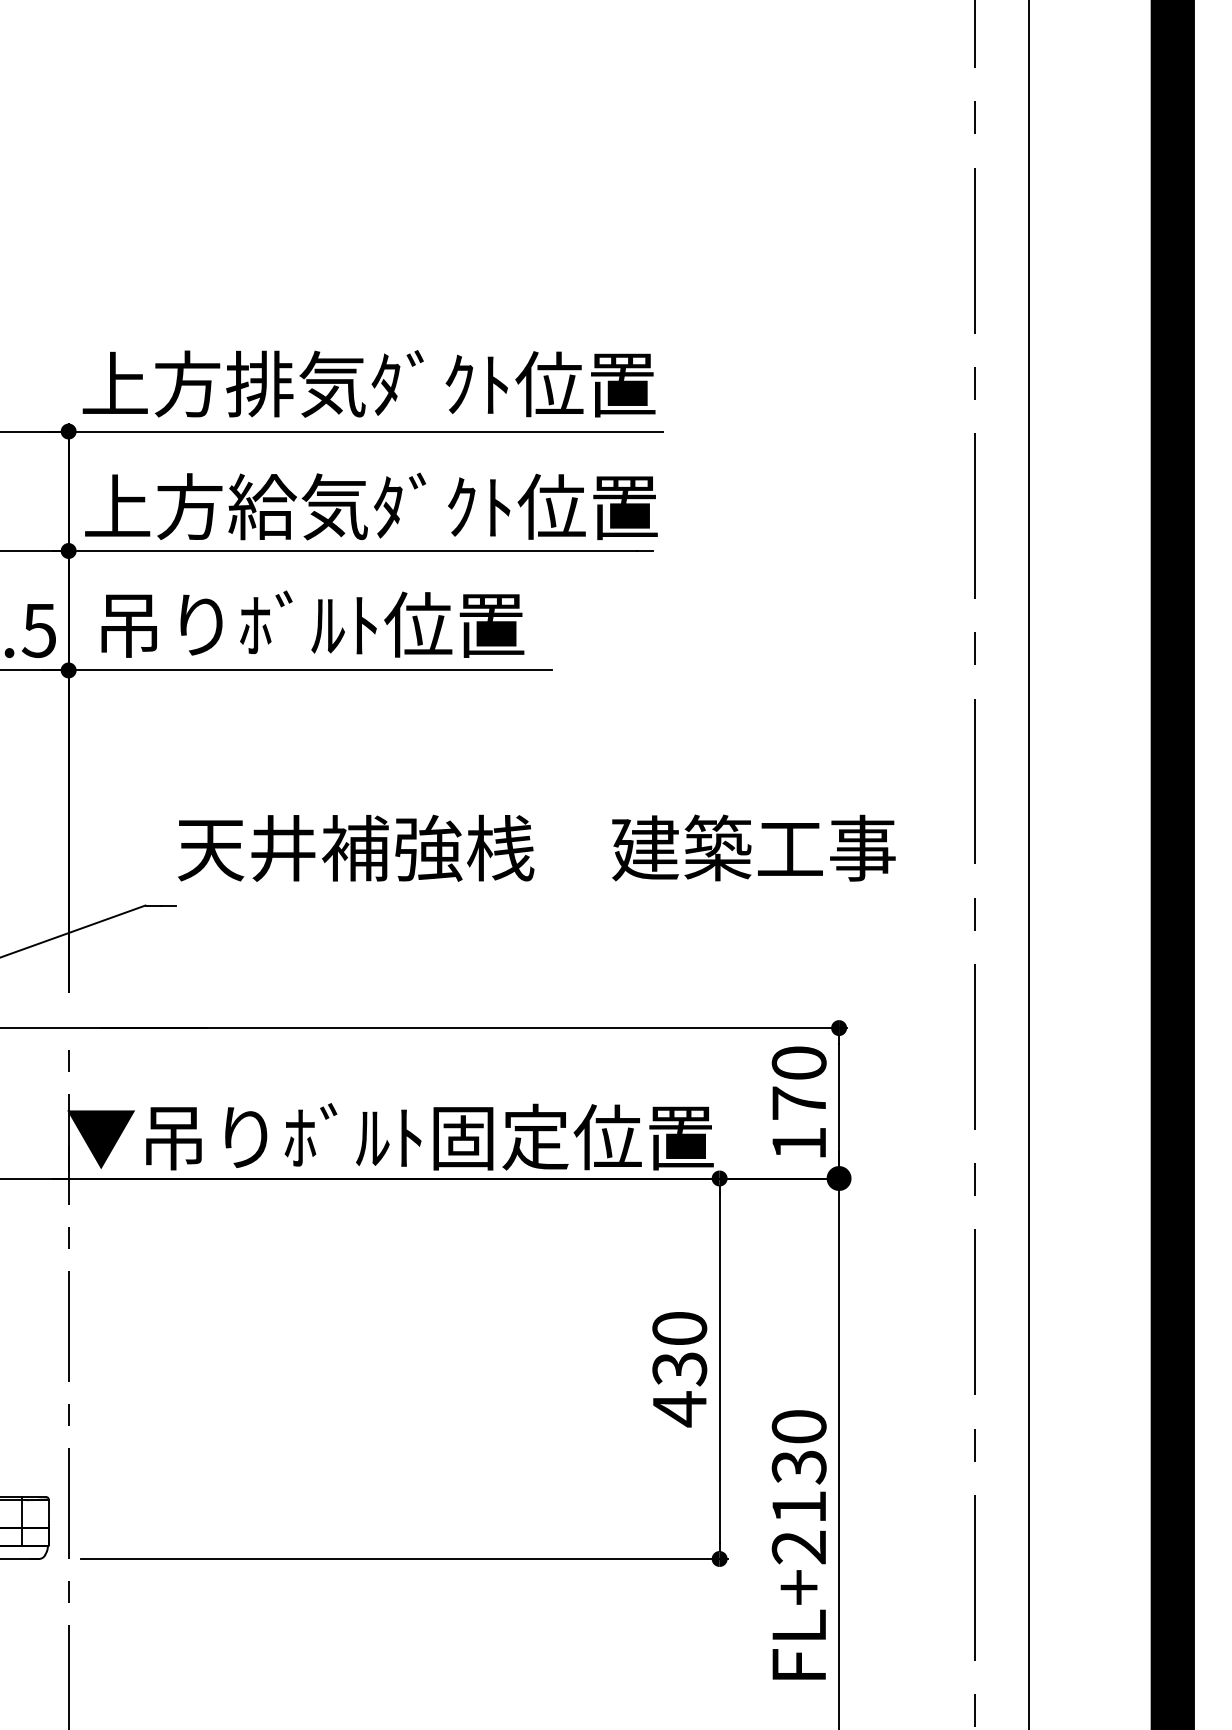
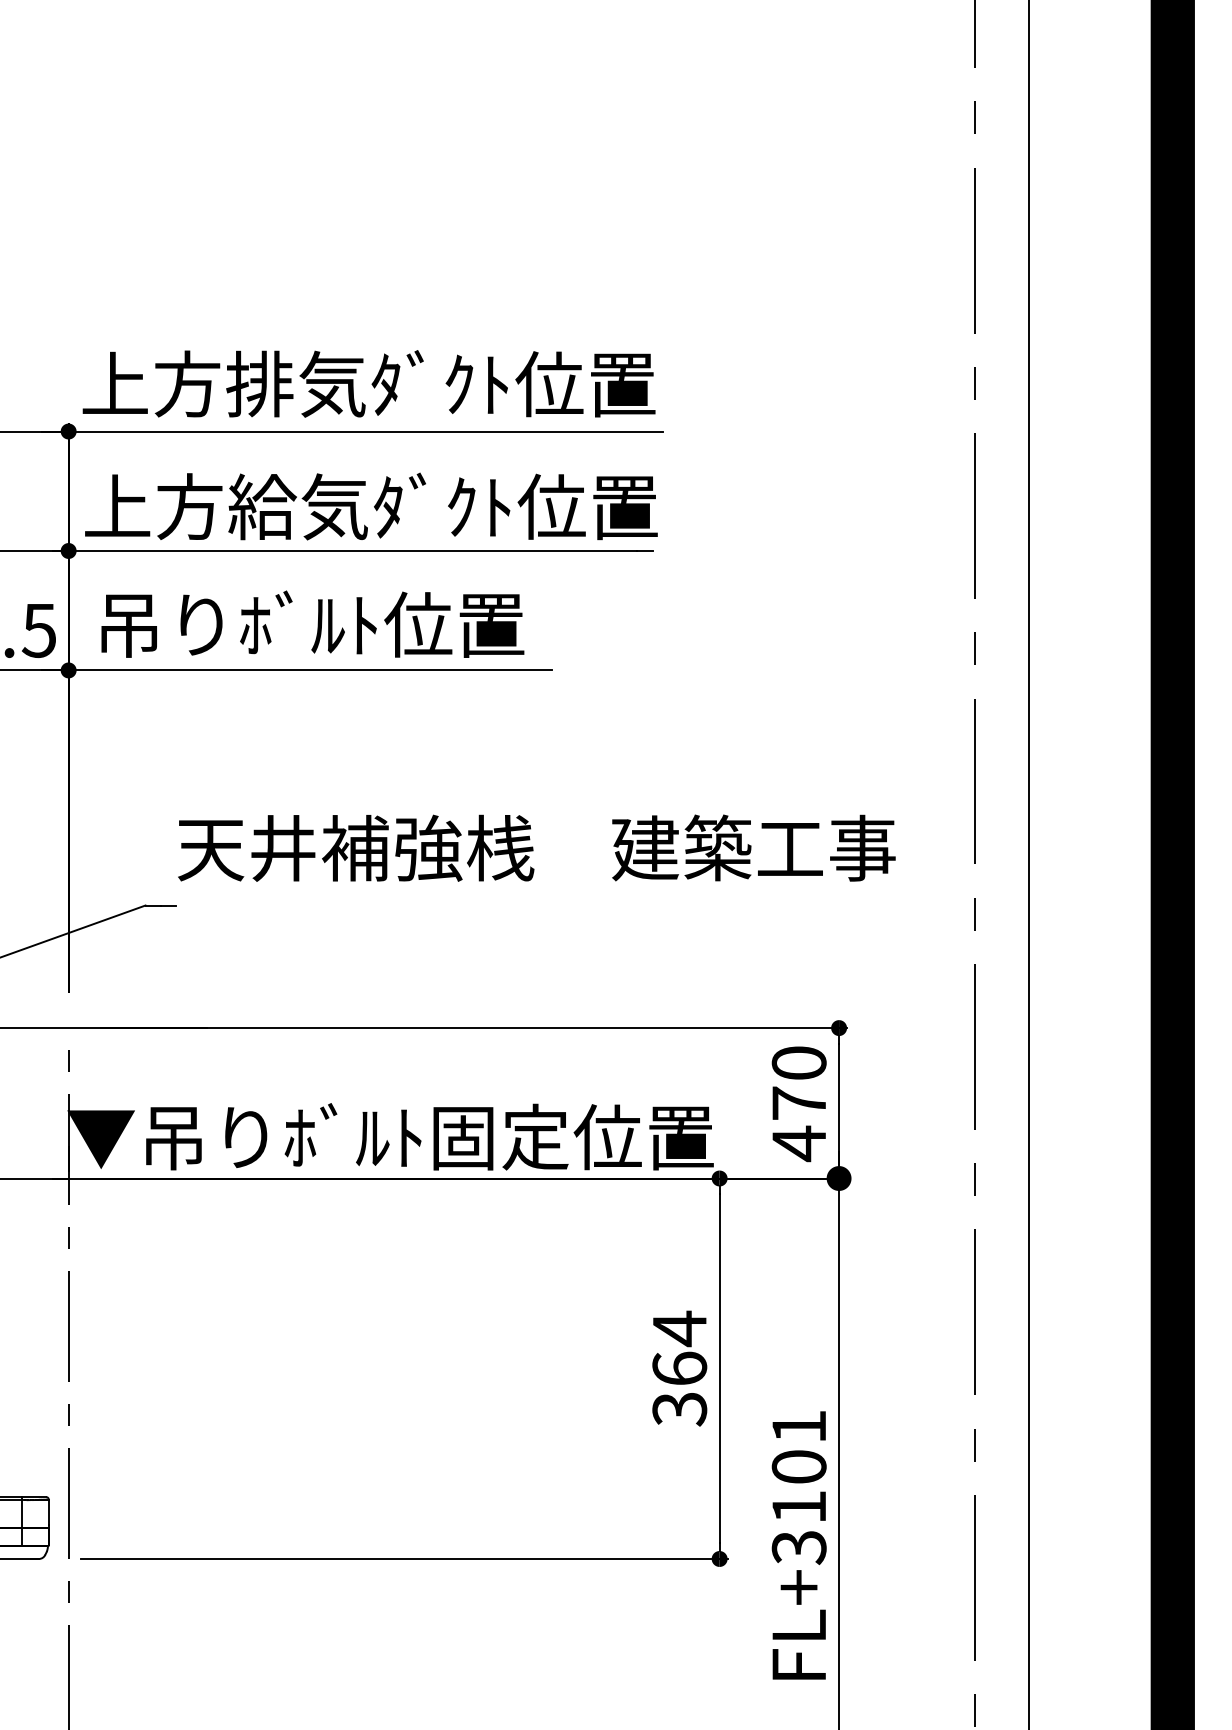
text: 170 -> 470 (798, 1143)
text: 430 -> 364 (679, 1368)
text: FL+2130 -> FL+3101 (798, 1487)
